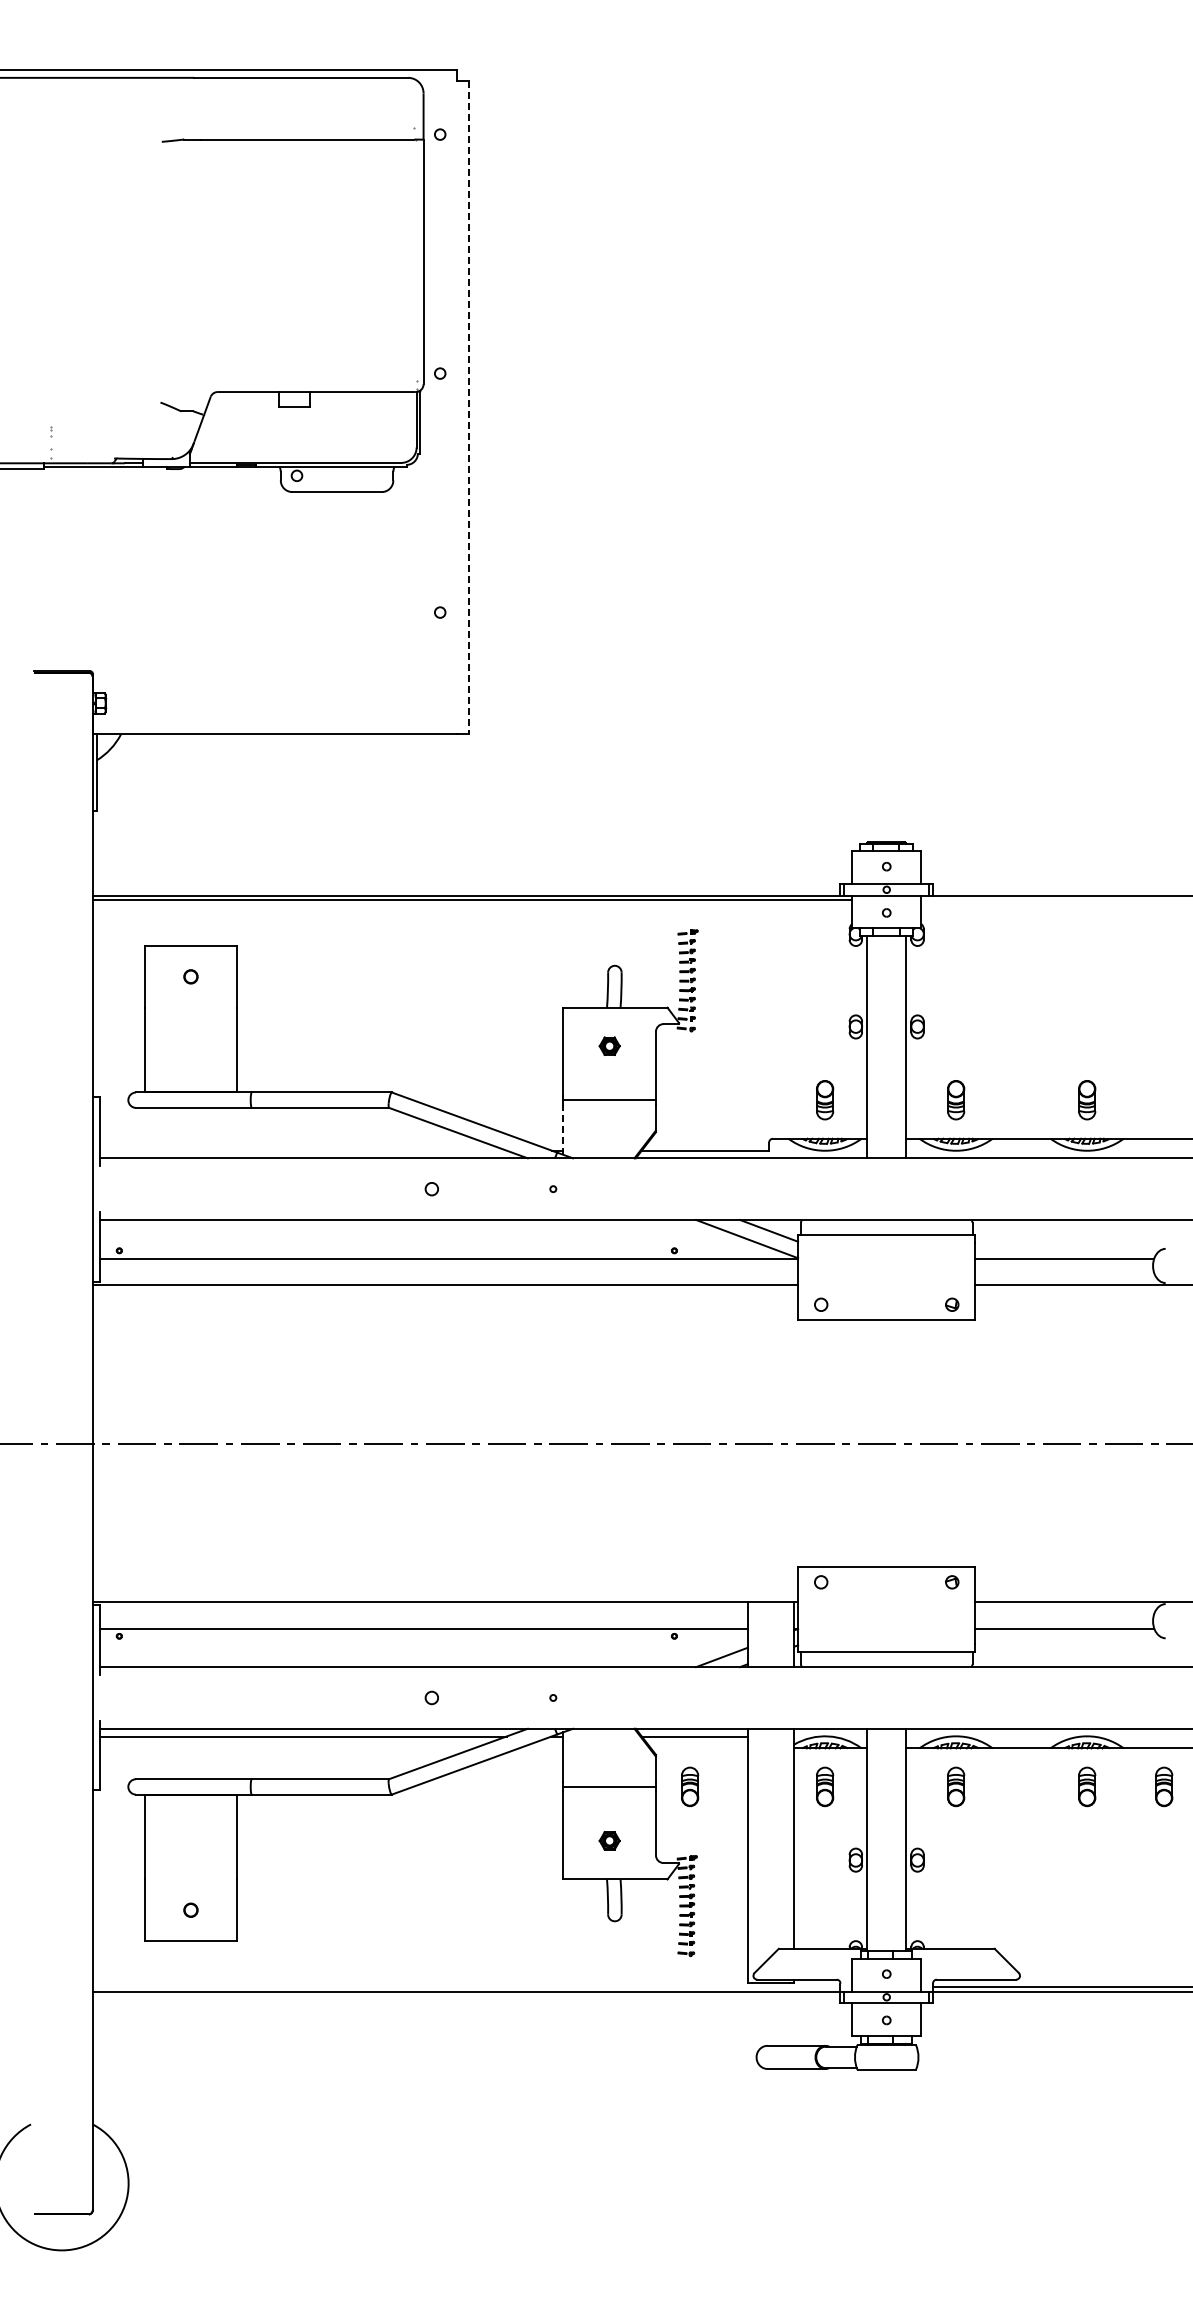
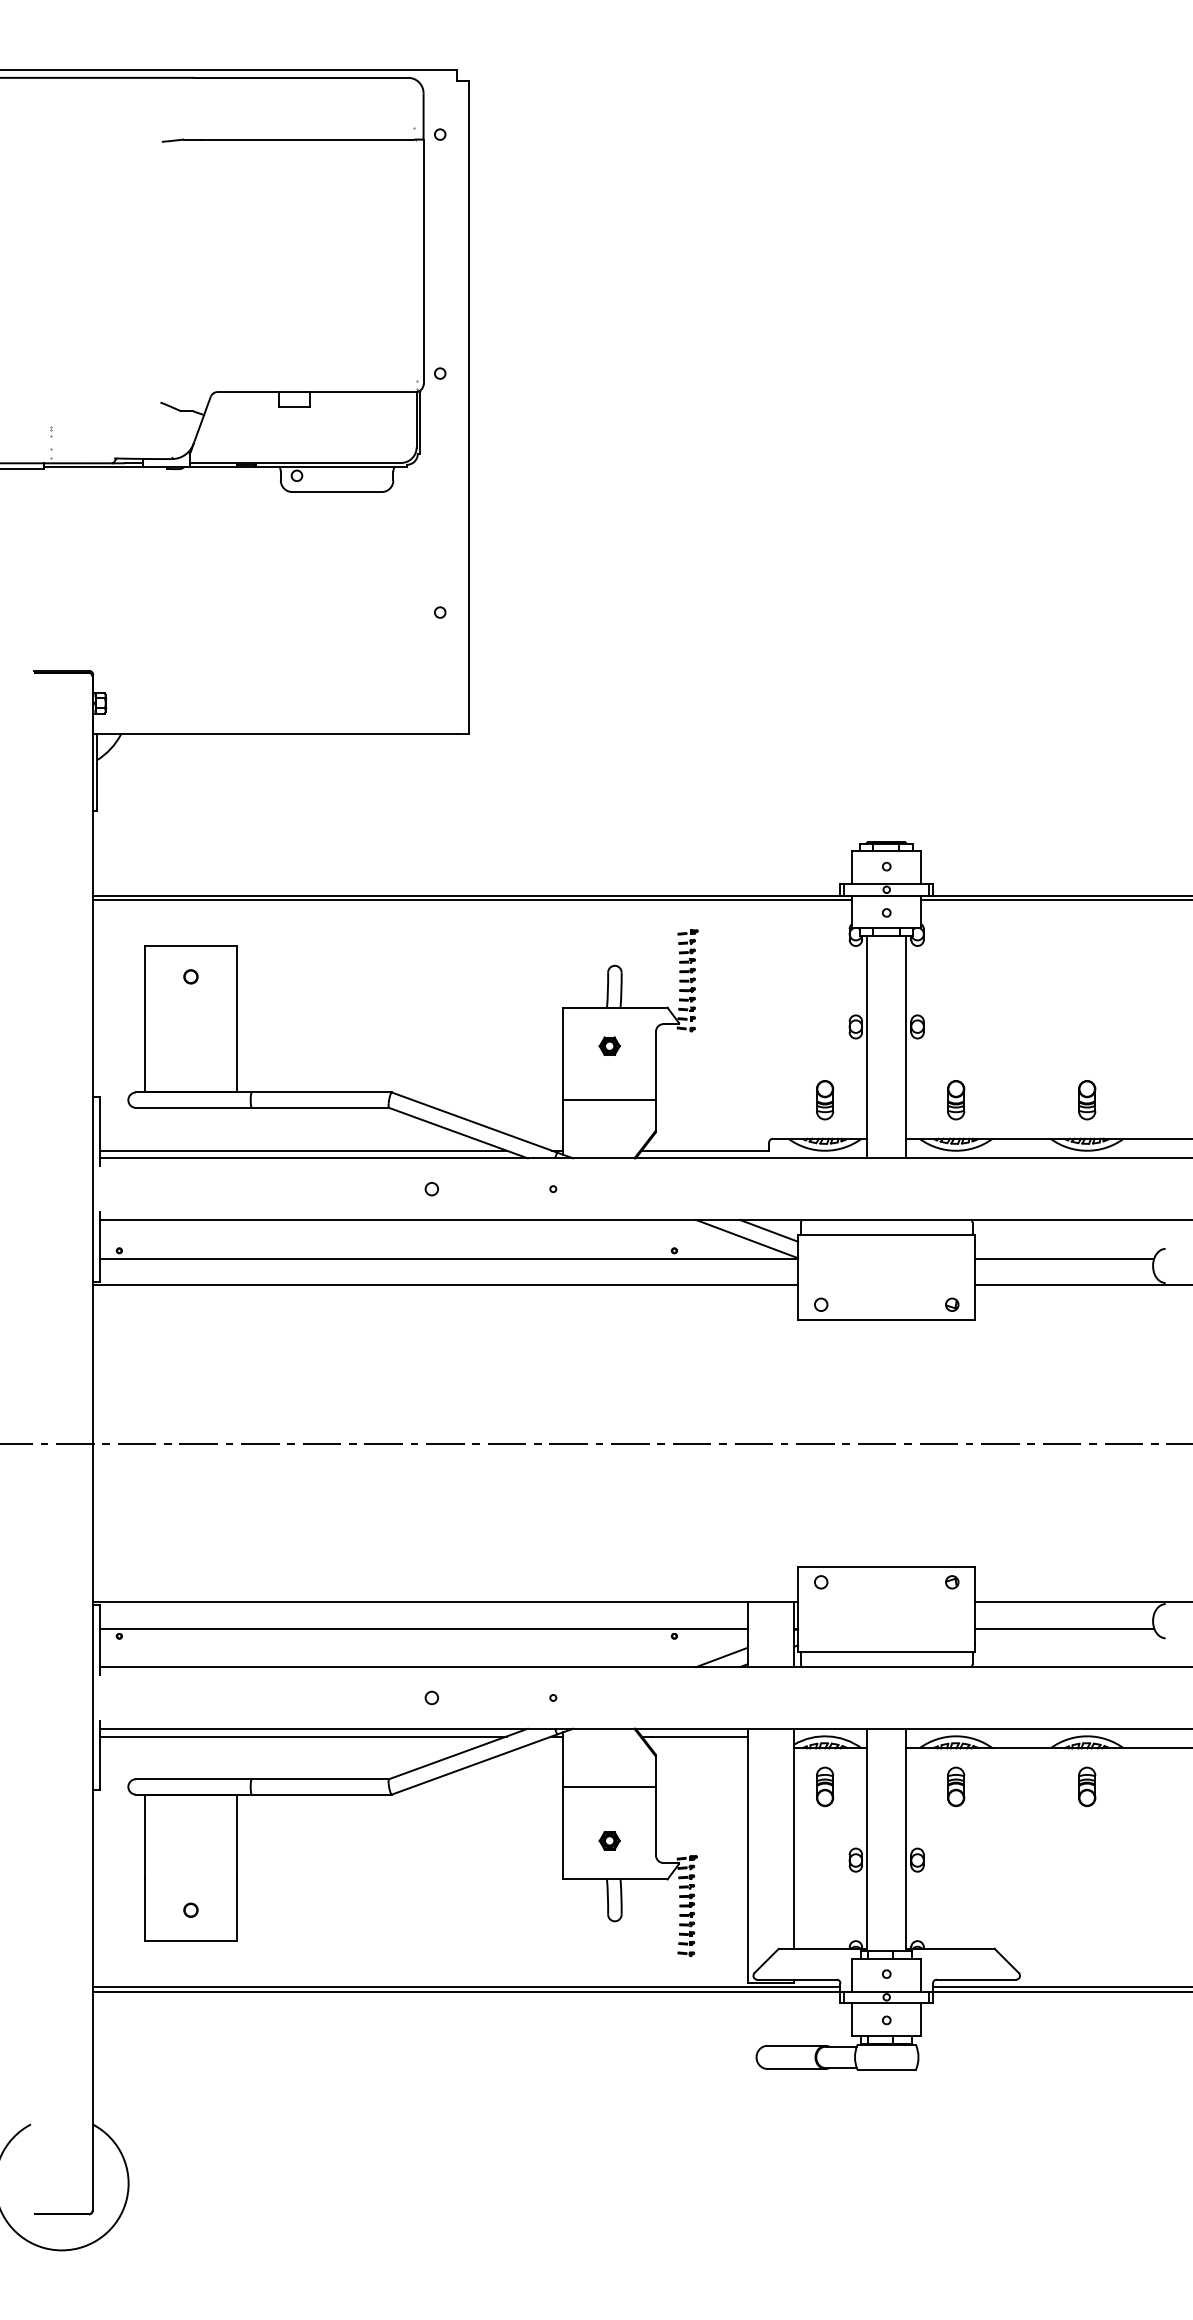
line: dashed -> solid (468, 407)
line: none -> present (1055, 899)
line: dashed -> solid (563, 1129)
line: none -> present (303, 1150)
part: present -> none (690, 1786)
part: present -> none (1164, 1786)
line: none -> present (466, 1987)
